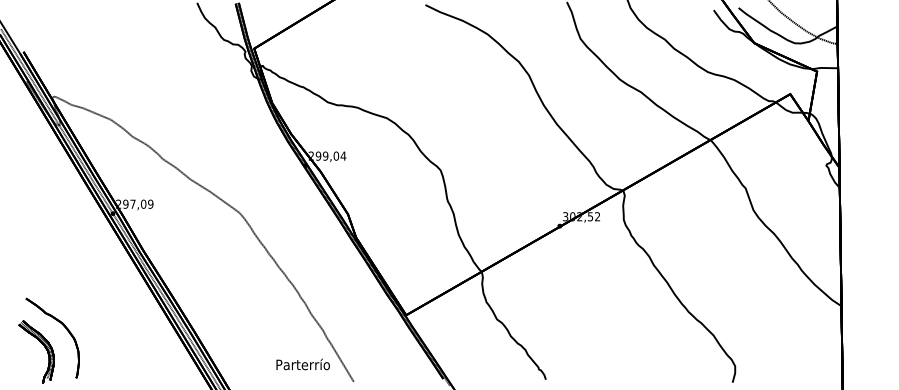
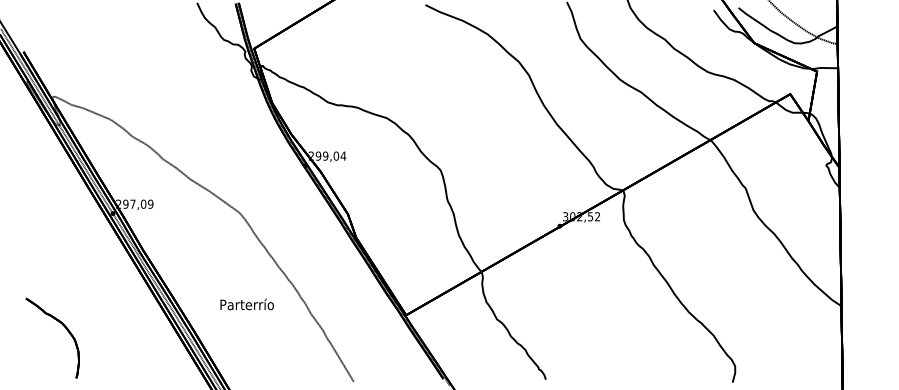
part: present -> none (44, 347)
text position: (302, 364) -> (246, 304) (246, 304)
